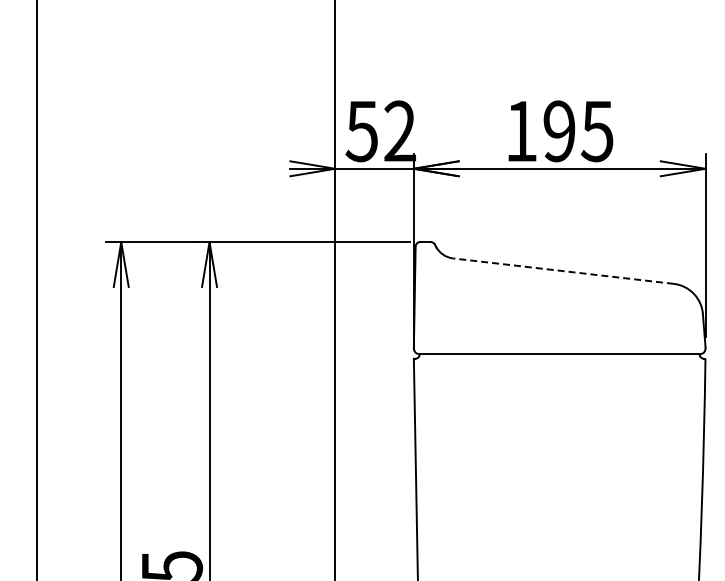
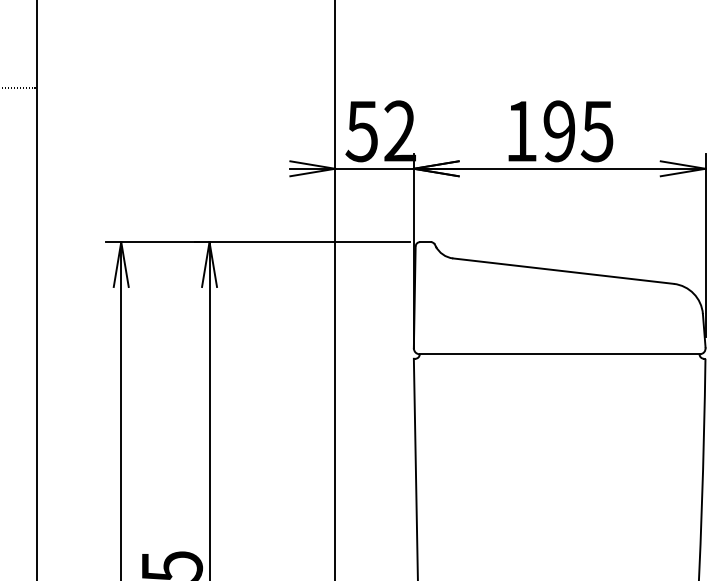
line: none -> present (19, 88)
line: dashed -> solid (563, 271)
